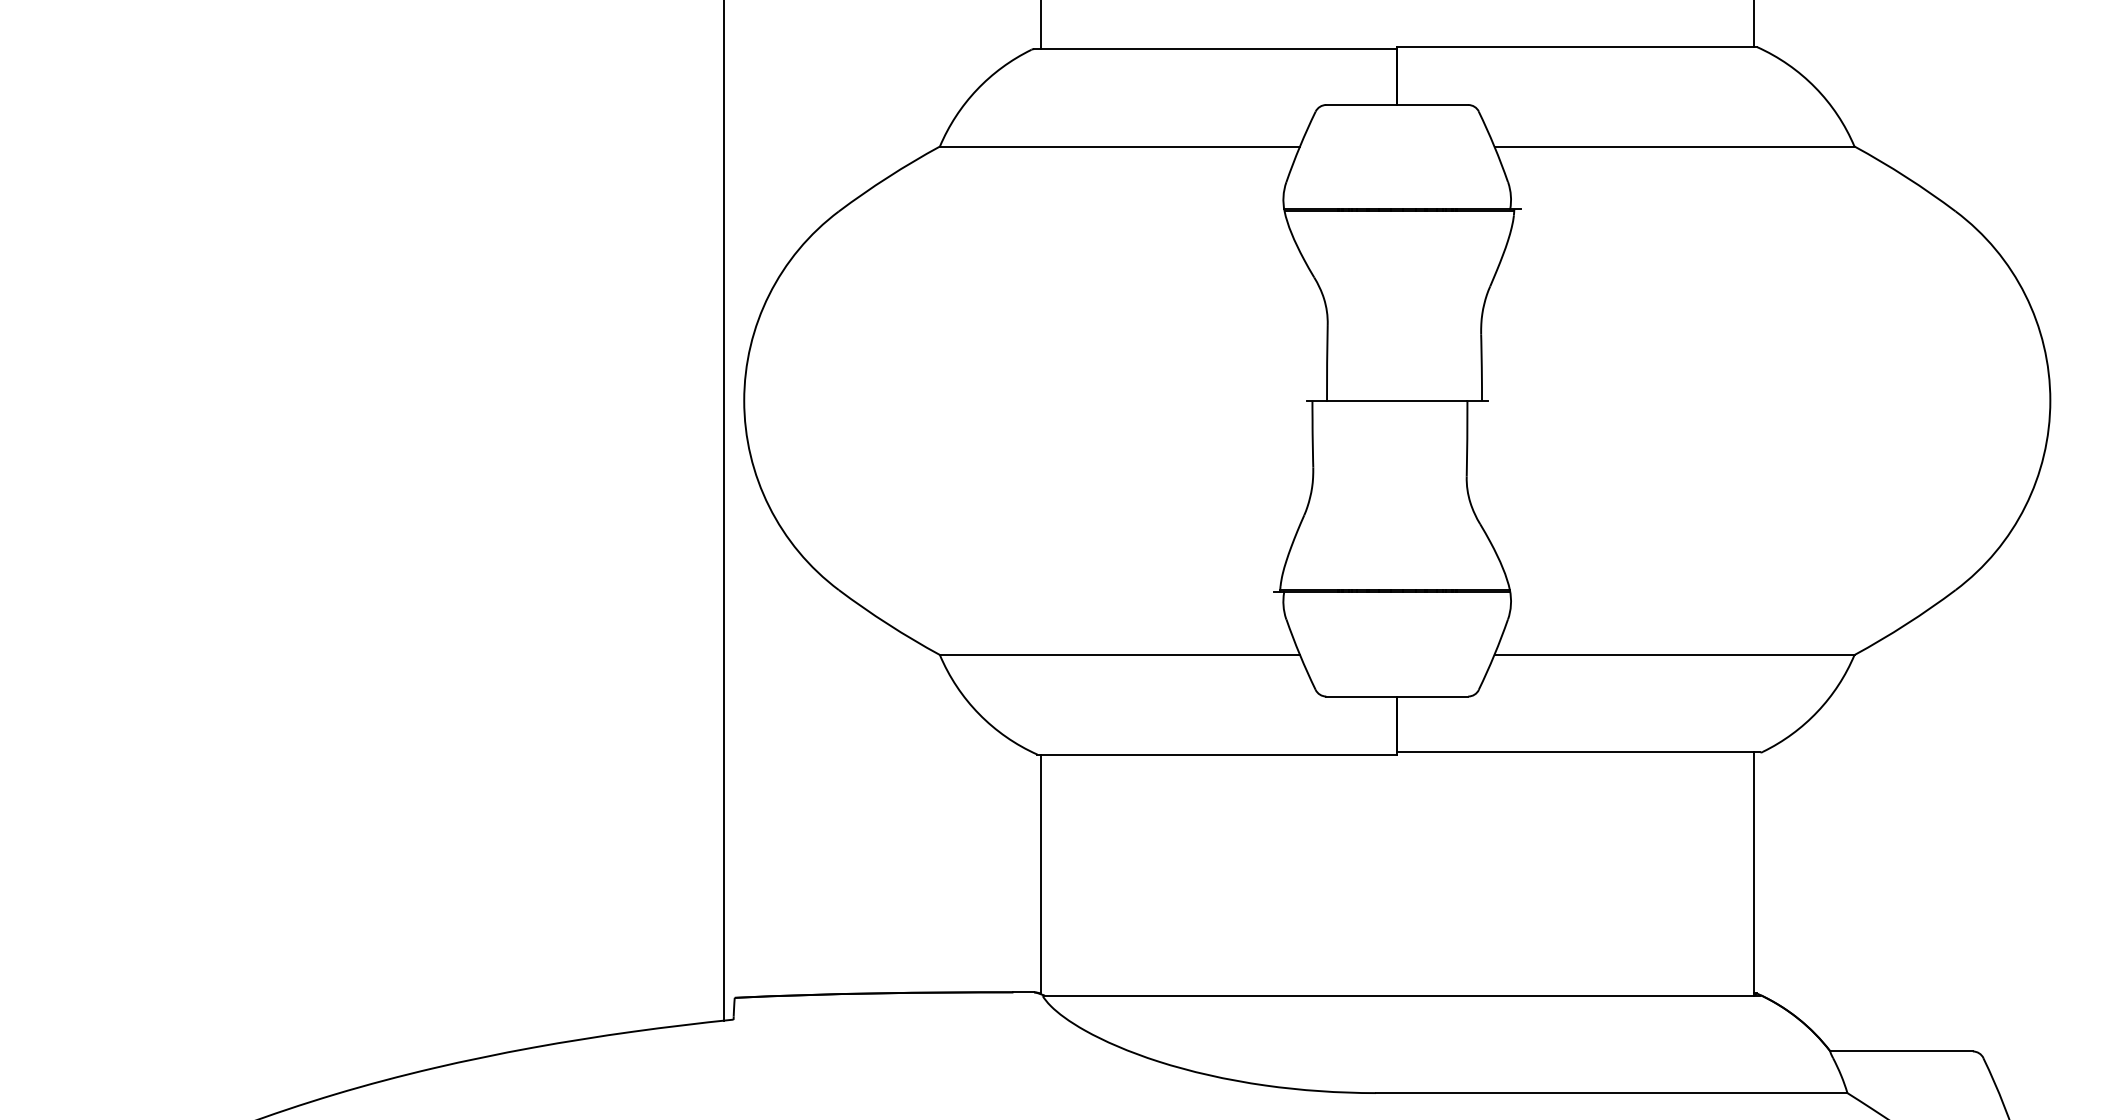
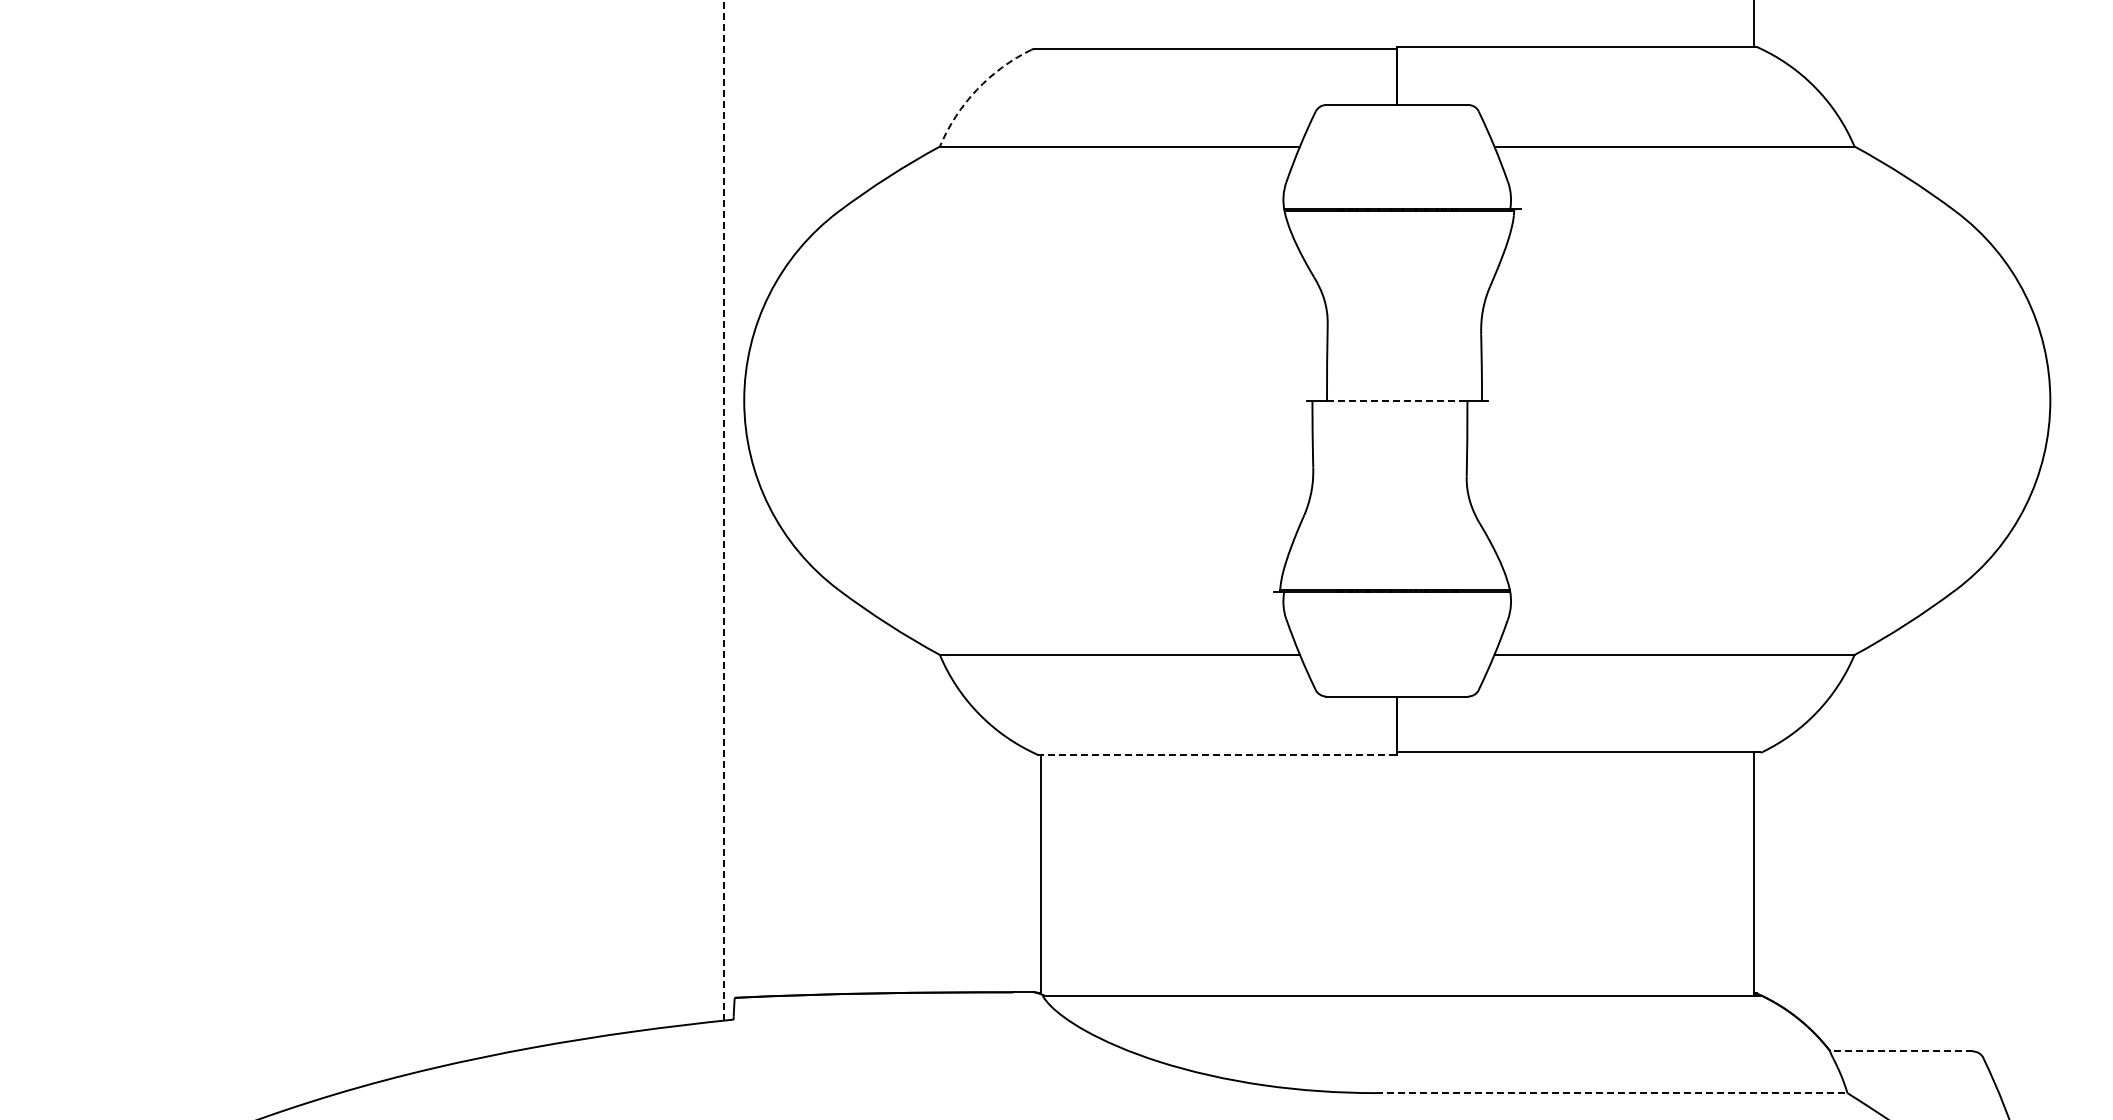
line: present -> none (1040, 25)
arc: solid -> dashed (976, 89)
line: solid -> dashed (1397, 400)
line: solid -> dashed (723, 510)
line: solid -> dashed (1217, 754)
line: solid -> dashed (1901, 1051)
line: solid -> dashed (1611, 1093)
